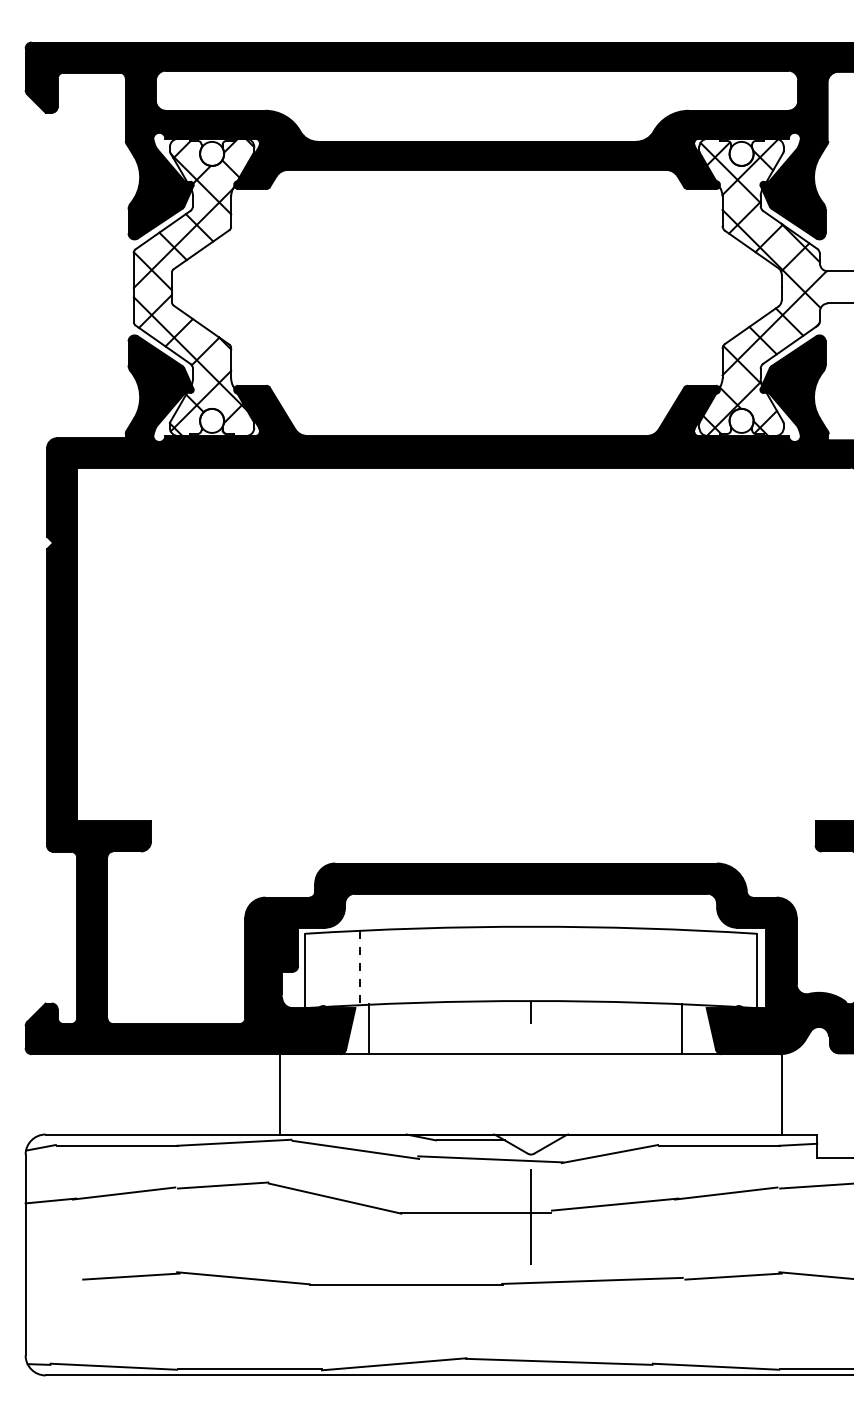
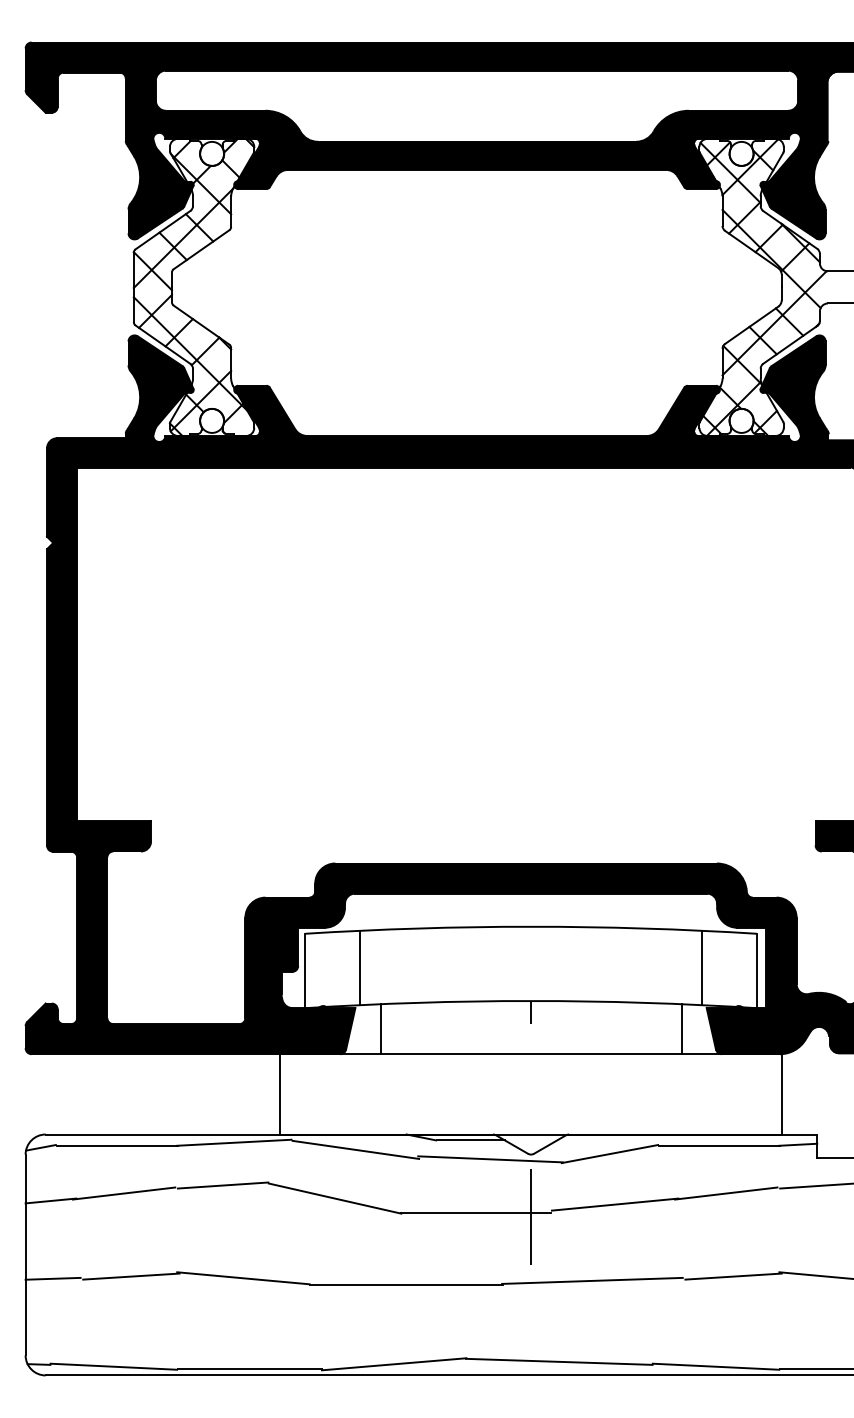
line: none -> present (701, 967)
line: dashed -> solid (360, 968)
line position: (368, 1029) -> (380, 1029) (380, 1029)
line: none -> present (52, 1278)
